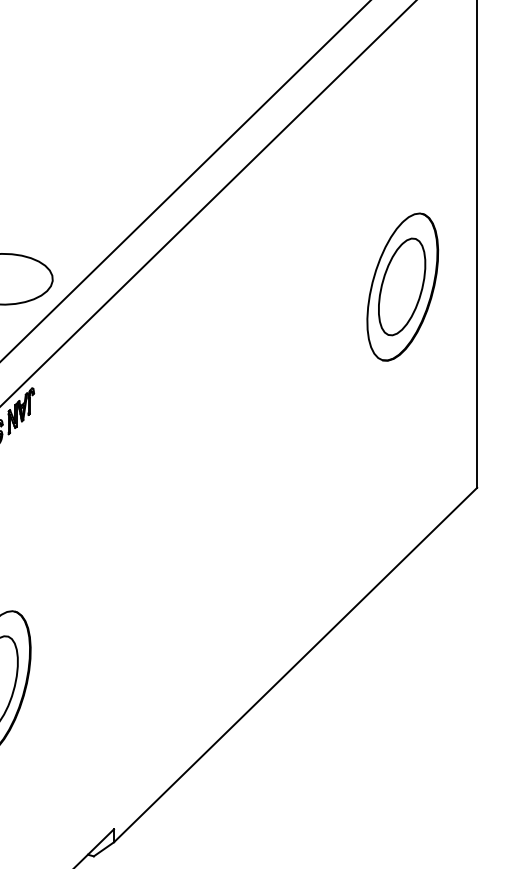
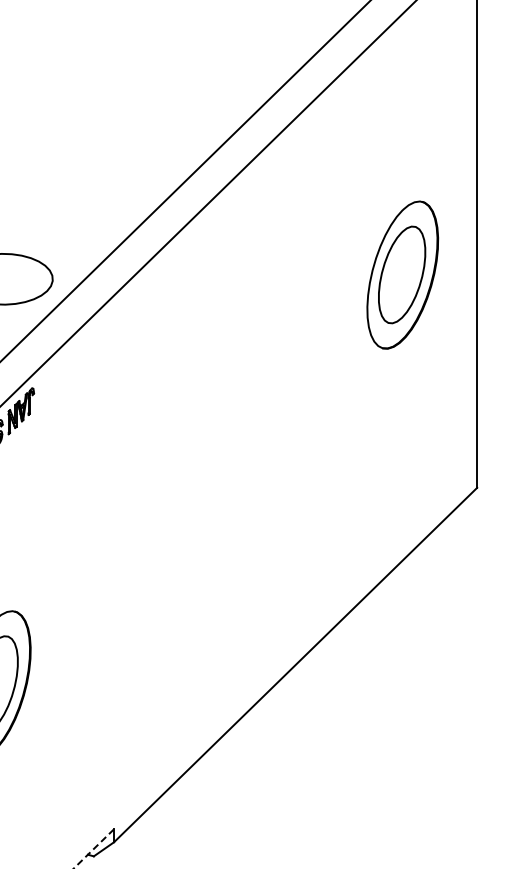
part position: (402, 286) -> (402, 274) (402, 274)
line: solid -> dashed (93, 849)
